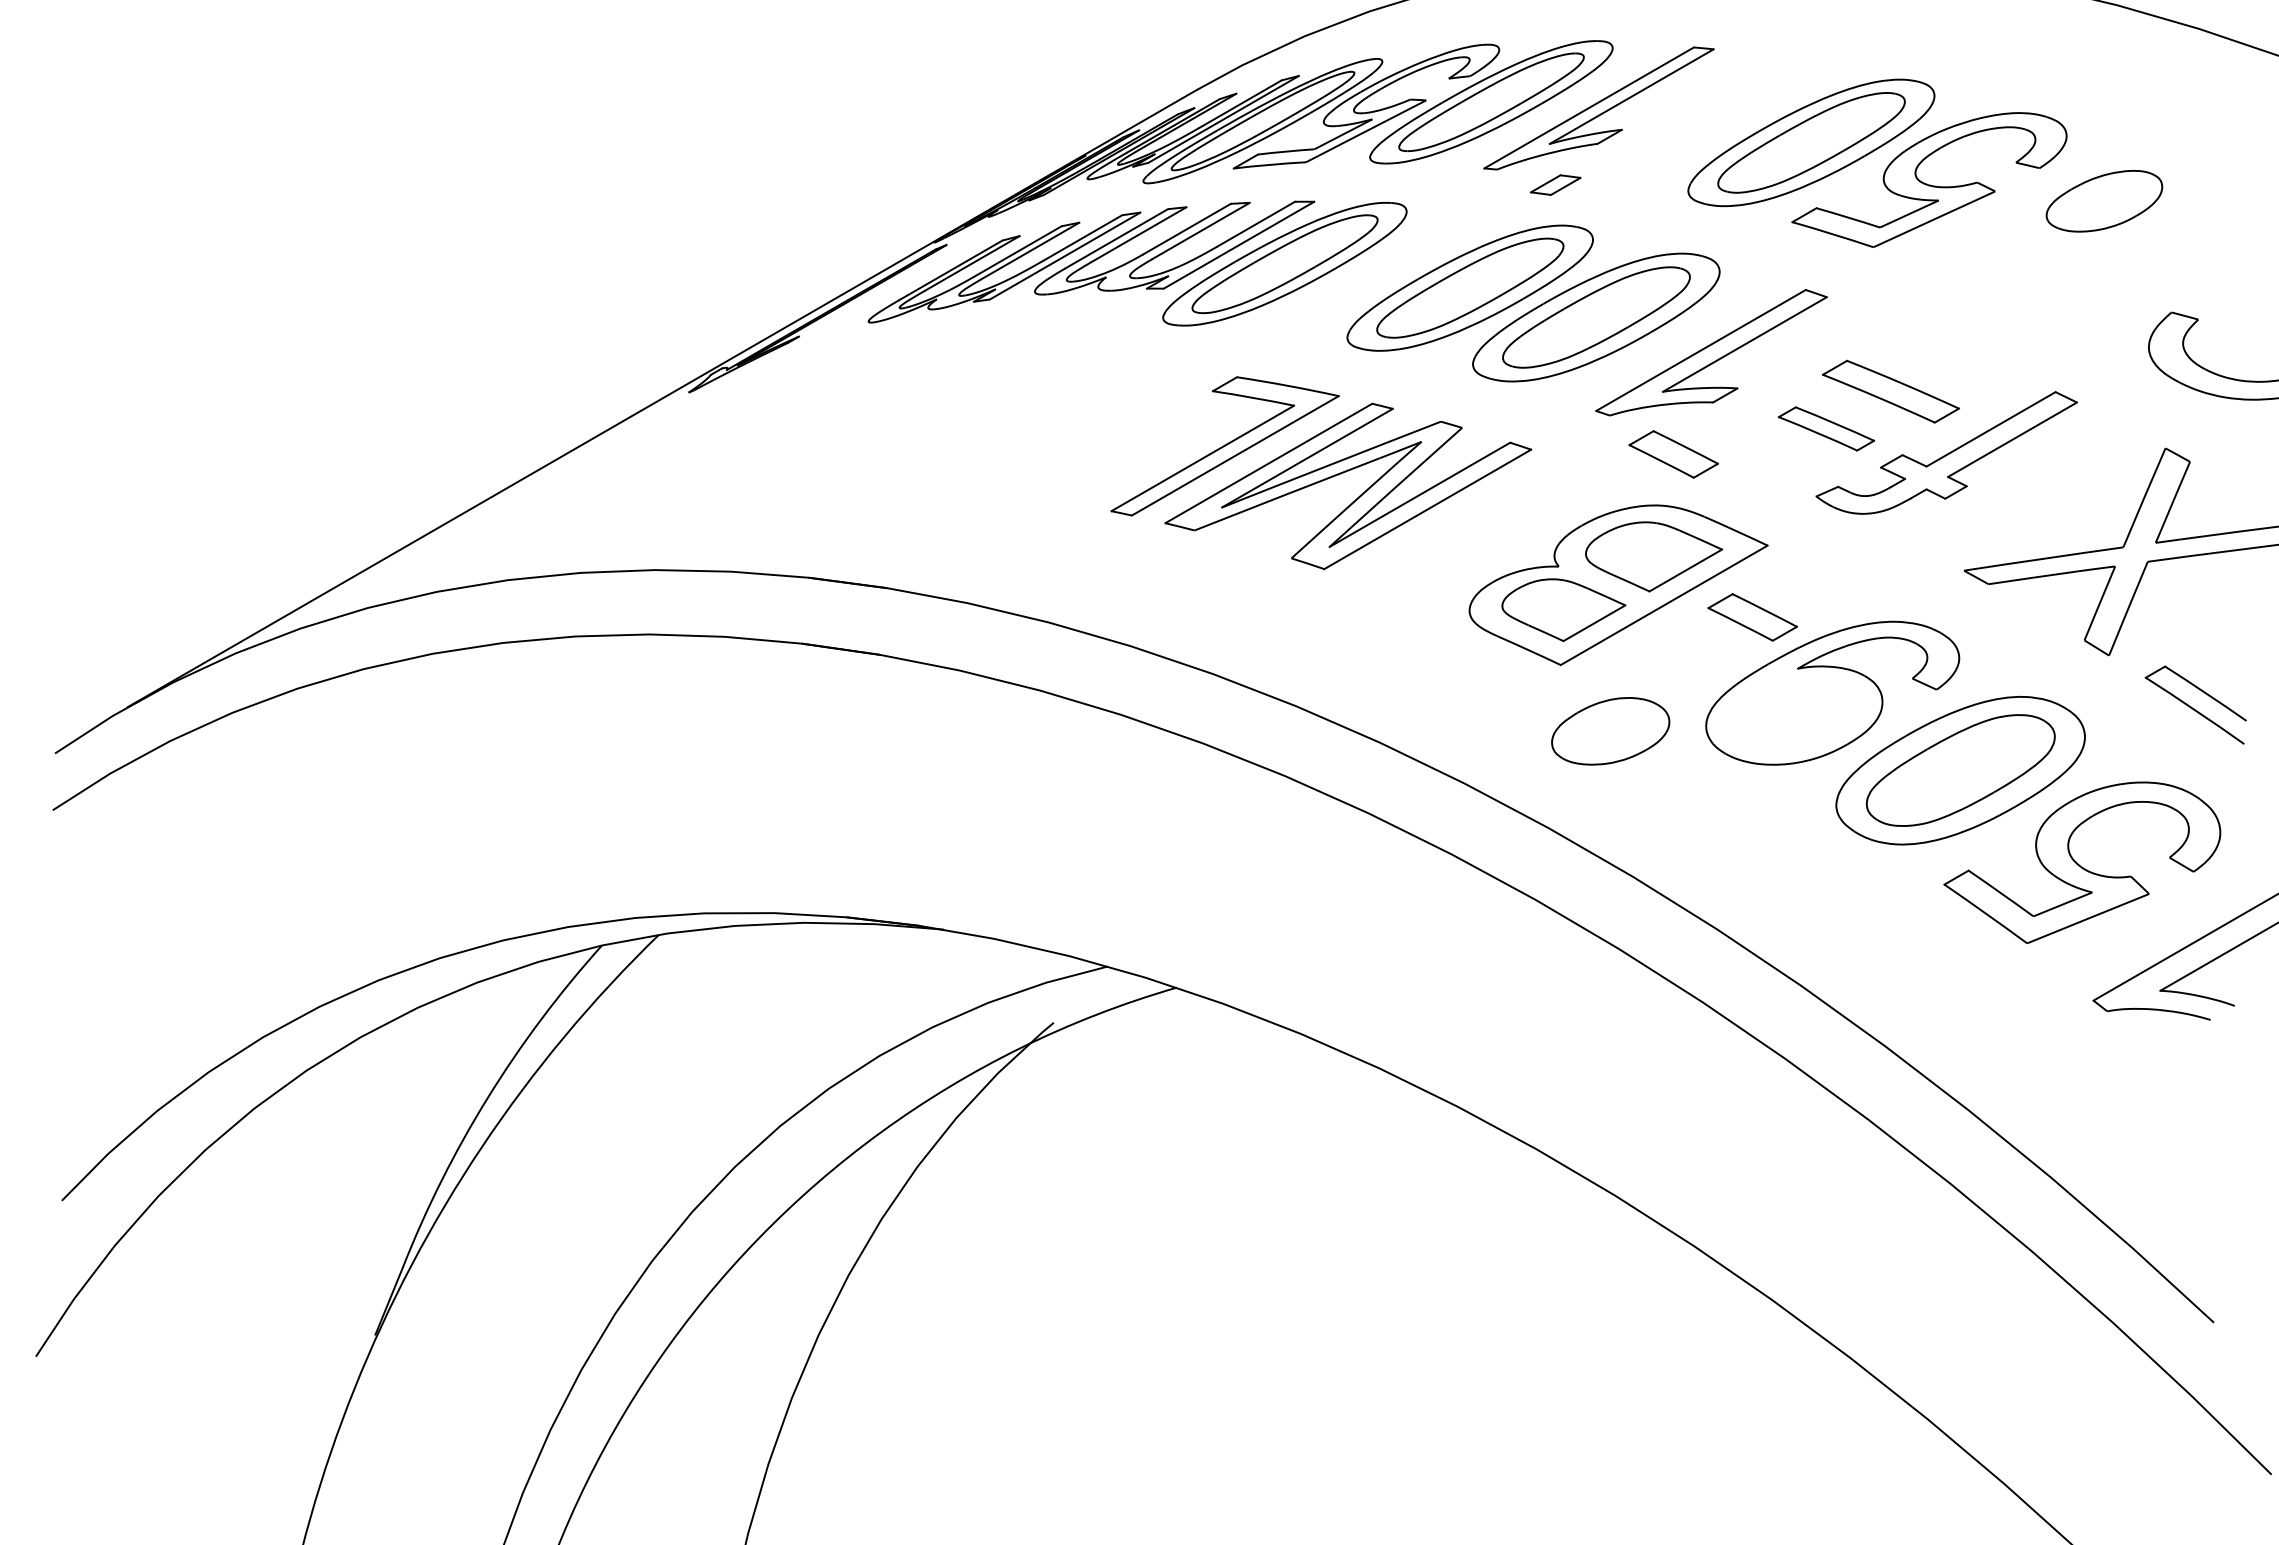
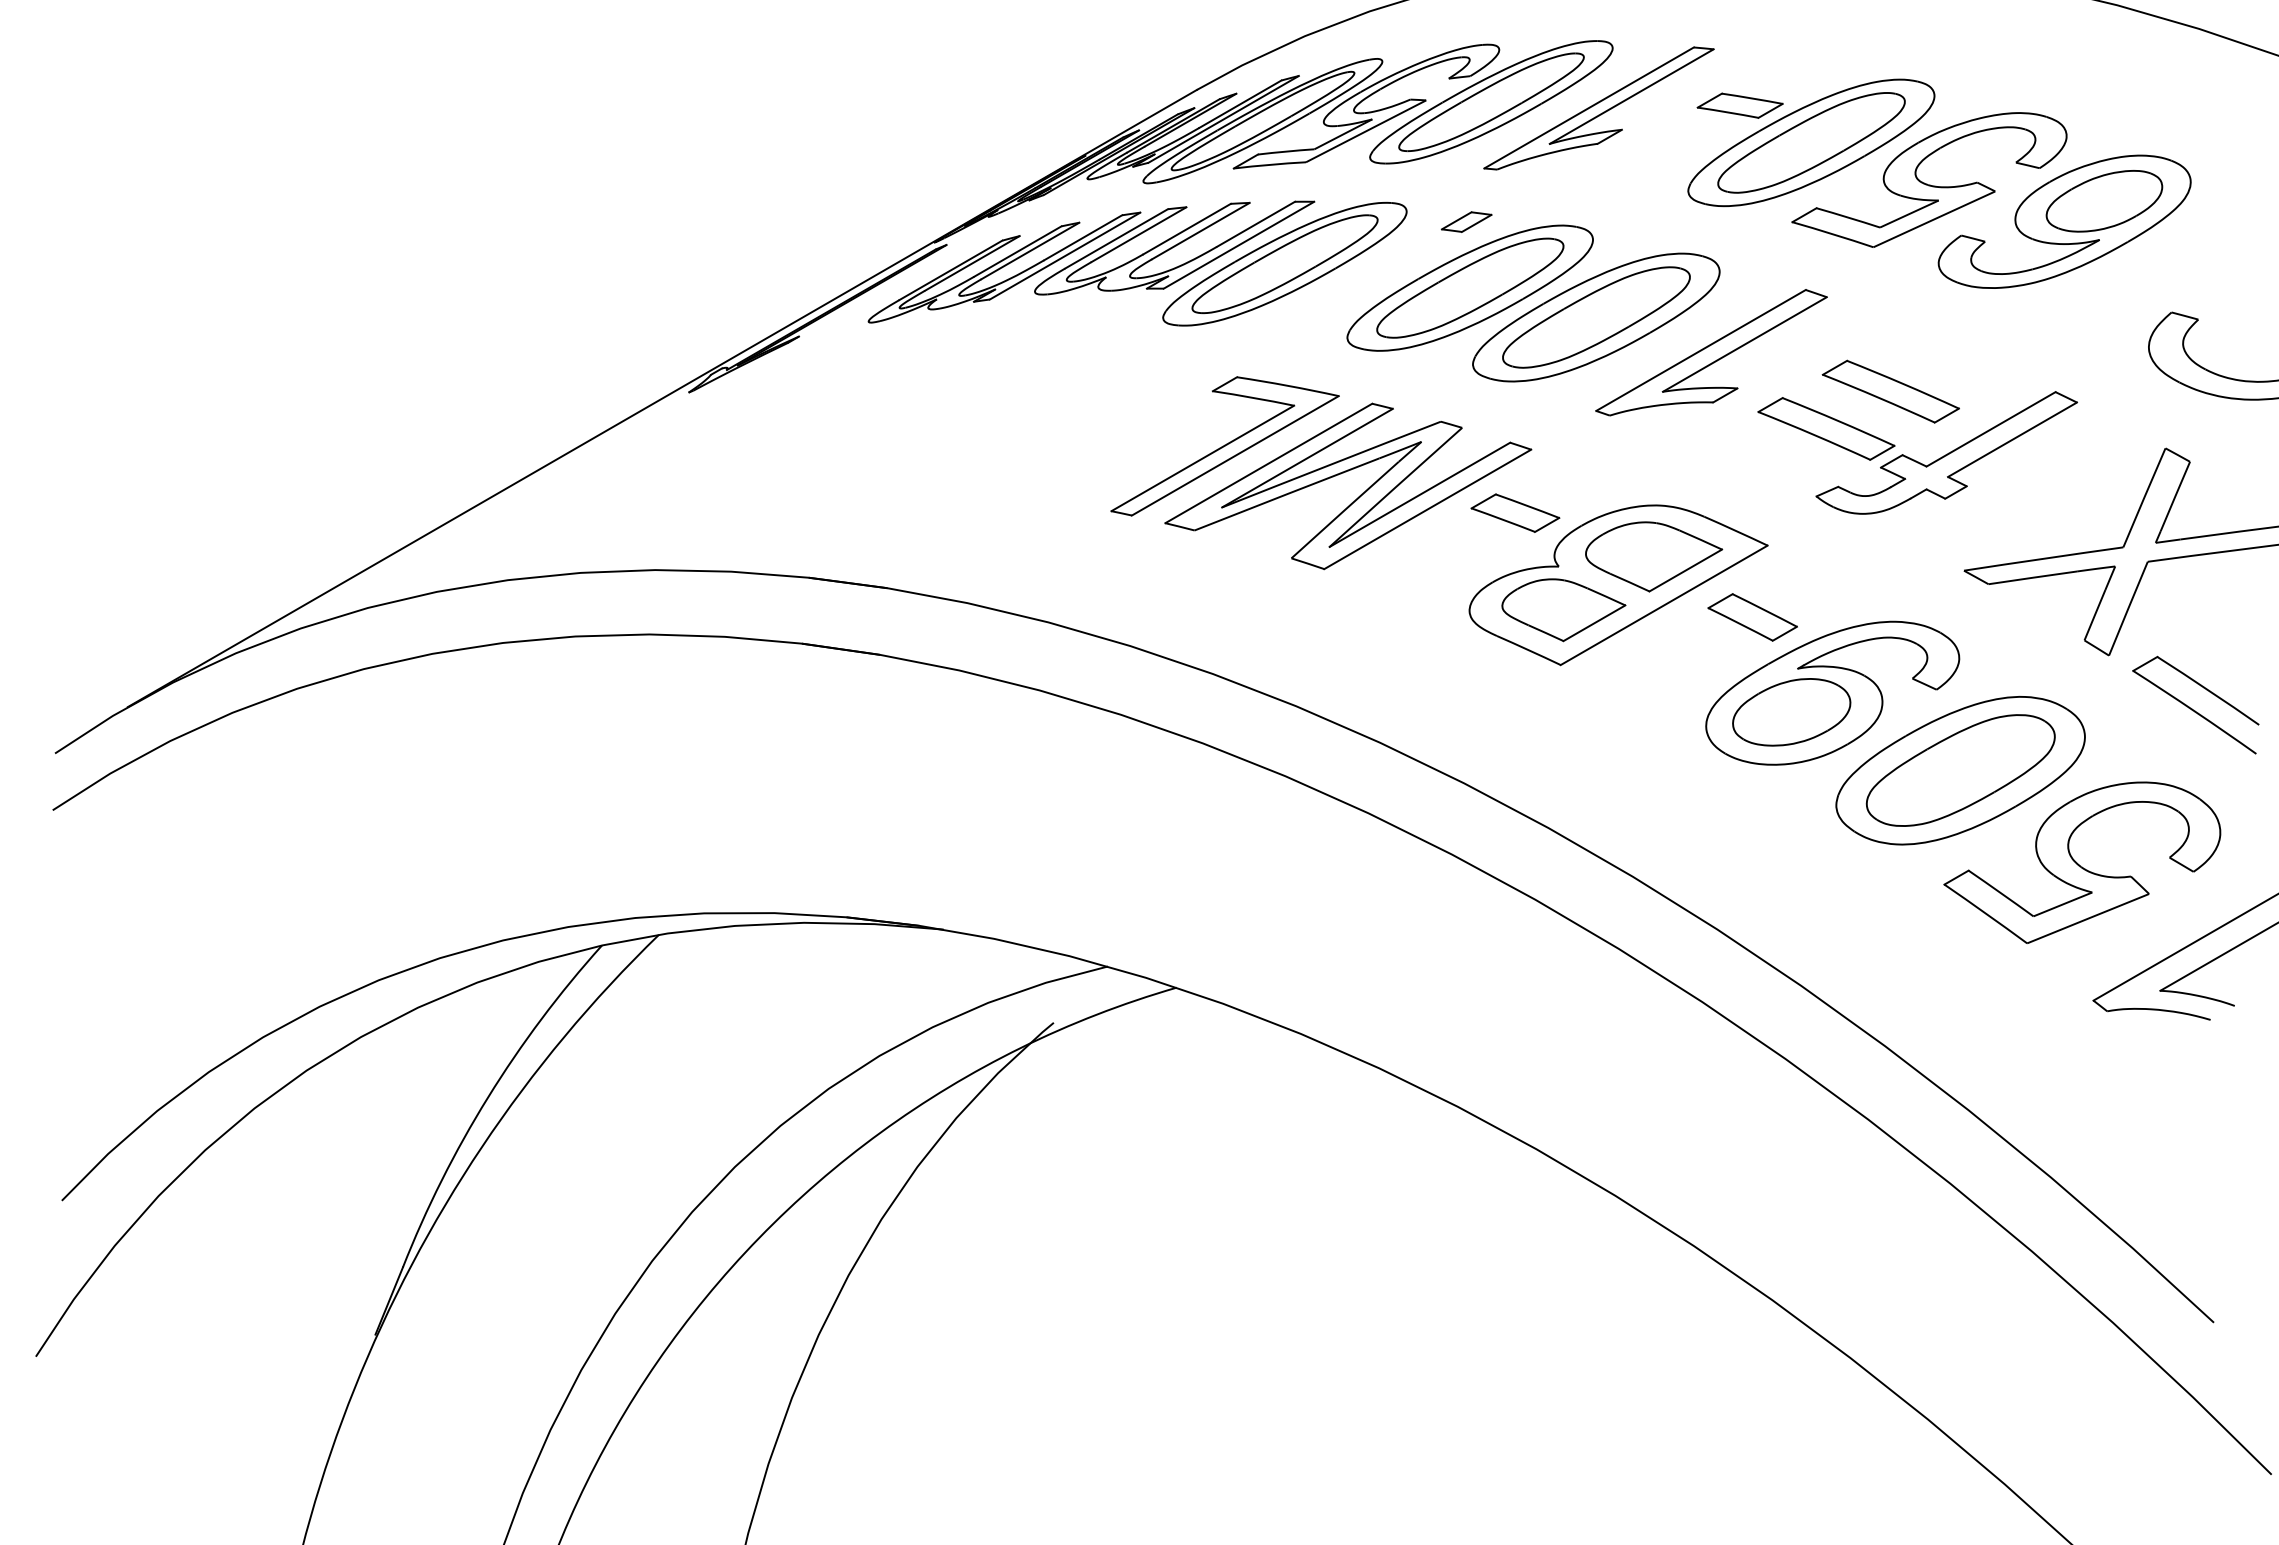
part: none -> present (1739, 105)
part position: (1555, 184) -> (1466, 221) (1466, 221)
part: none -> present (2064, 221)
part size: 98x46 px -> 139x64 px (1826, 428)
part: present -> none (1673, 454)
part: none -> present (1515, 512)
part size: 103x80 px -> 128x100 px (2195, 704)
part position: (1610, 731) -> (1791, 712) (1791, 712)
